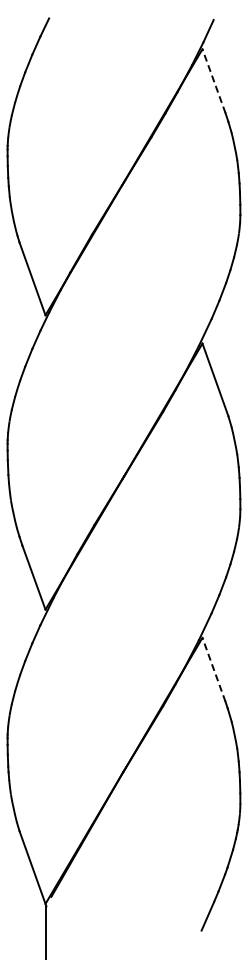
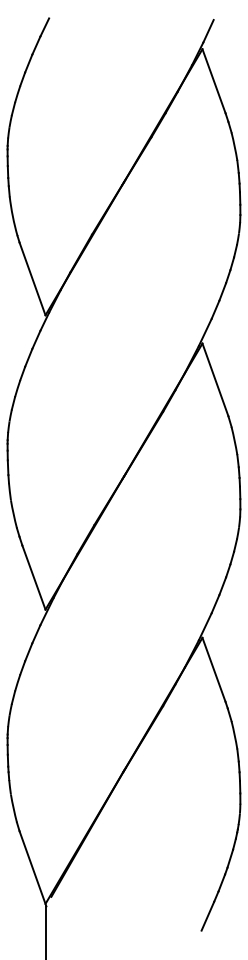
line: dashed -> solid (213, 80)
line: dashed -> solid (213, 669)
